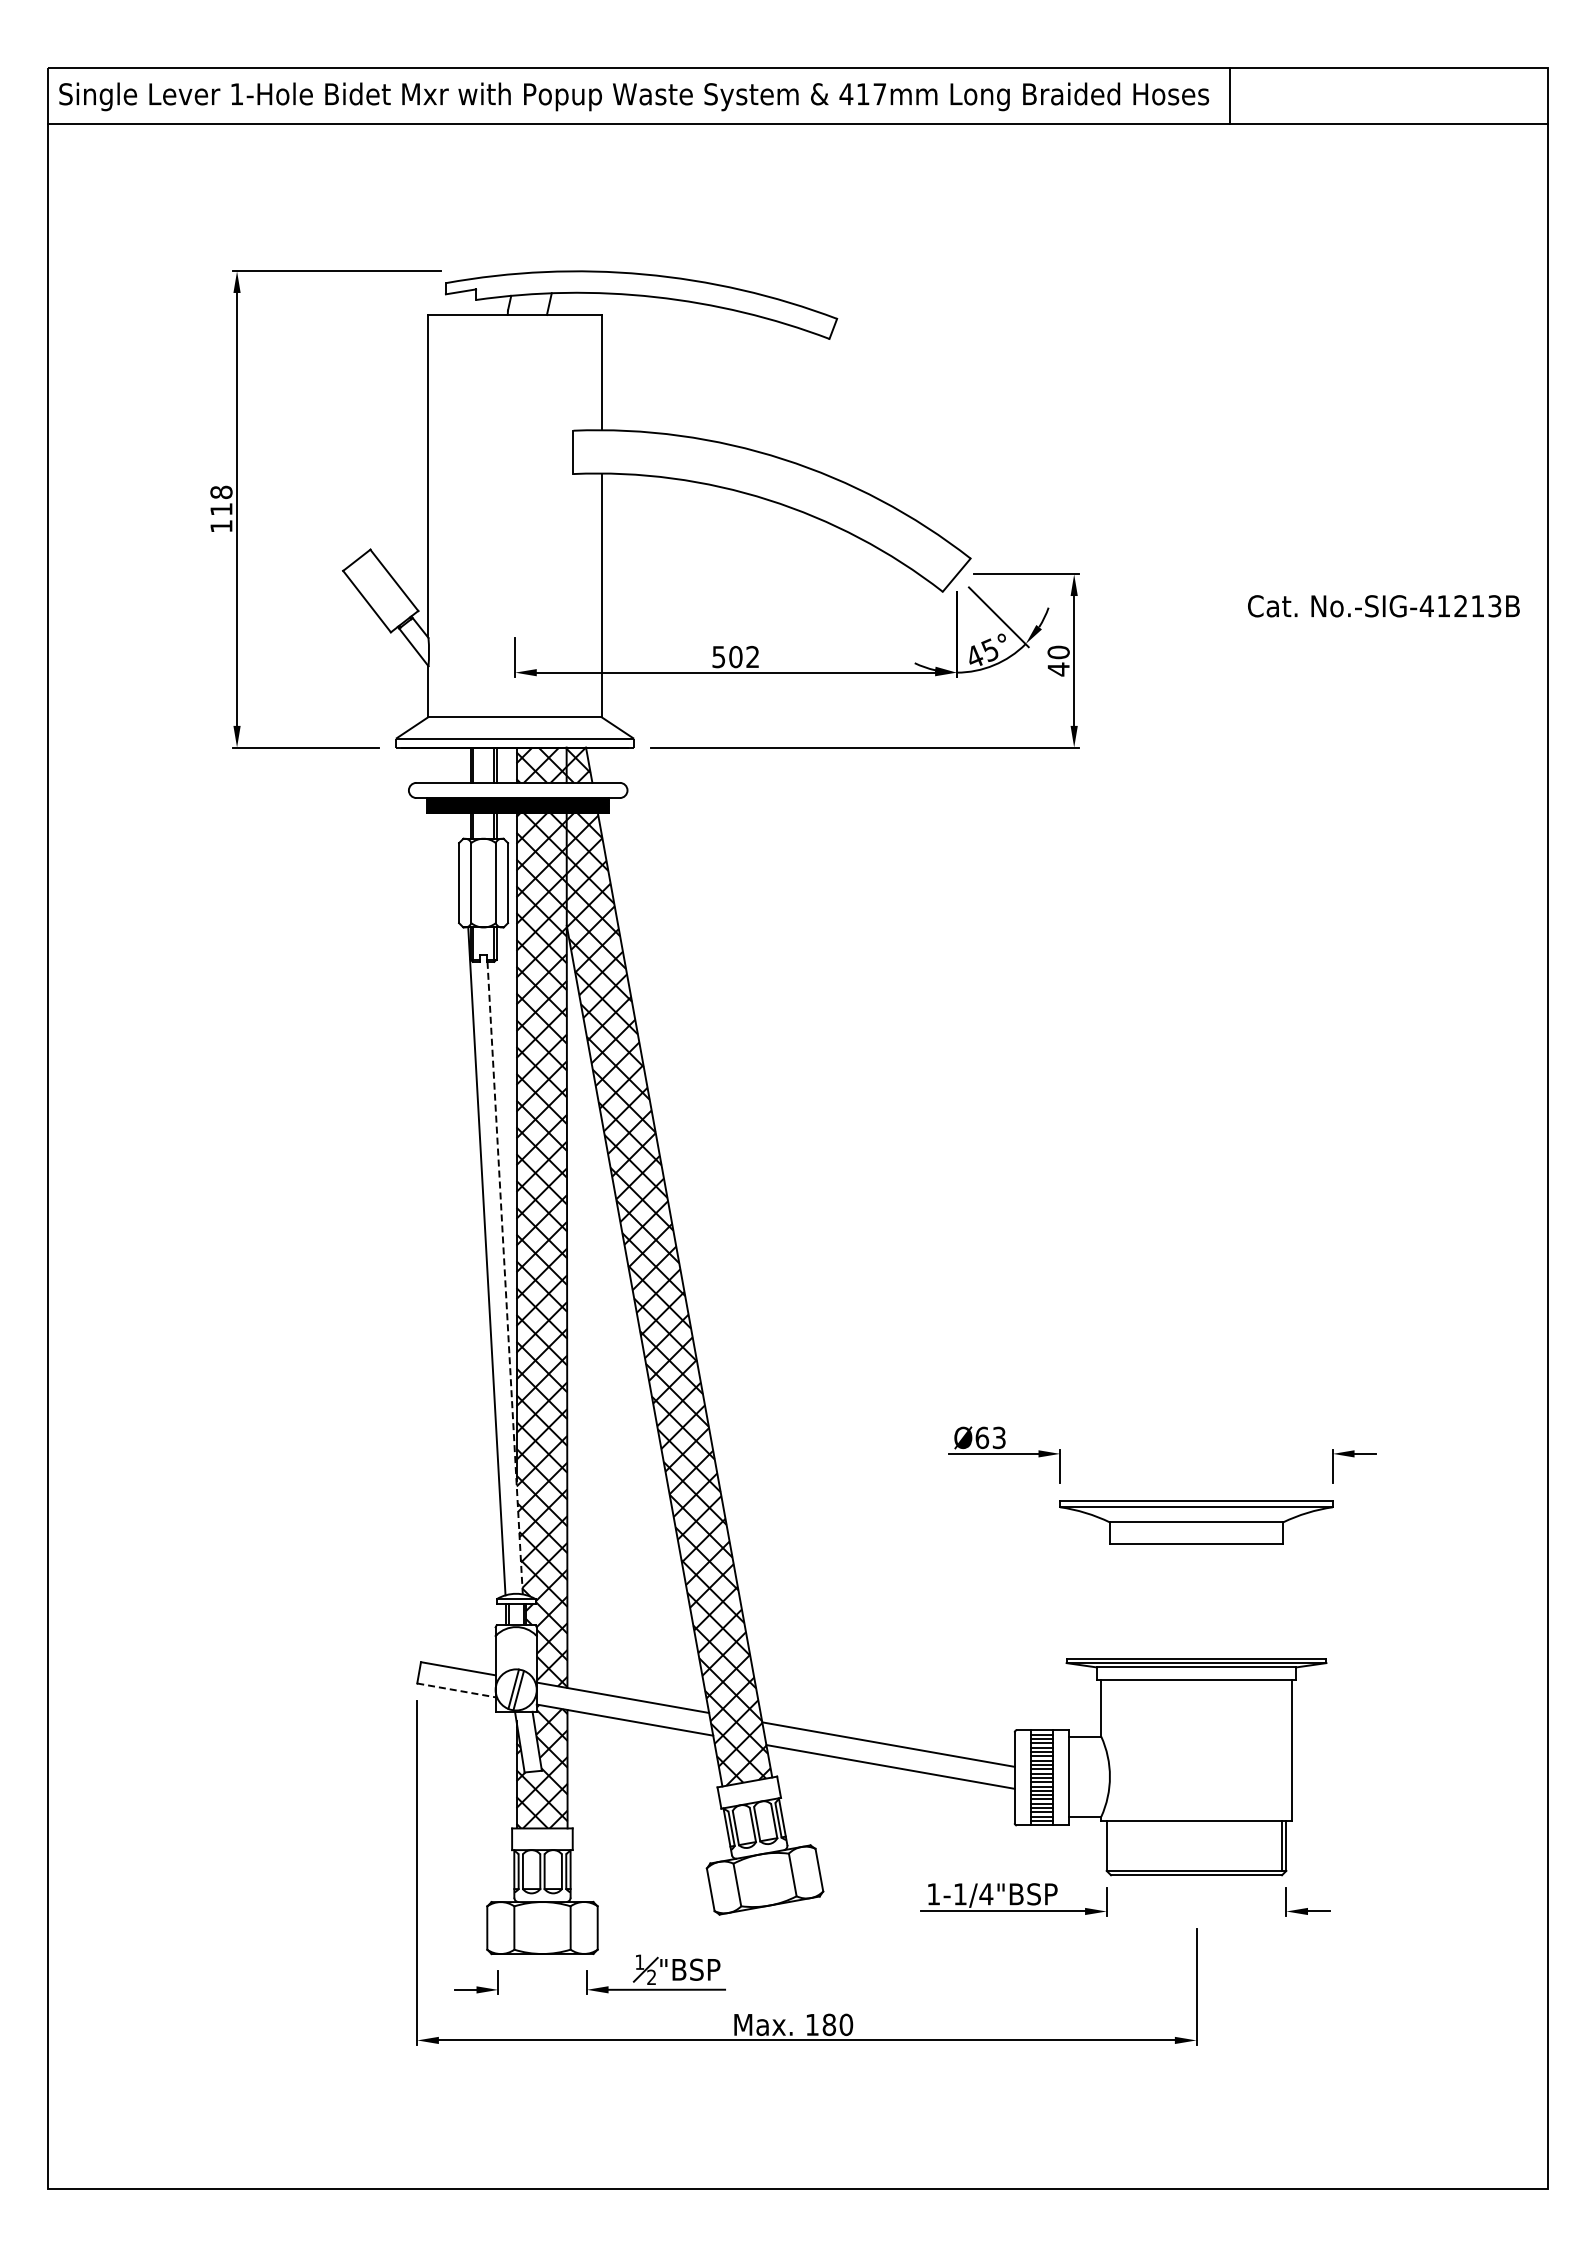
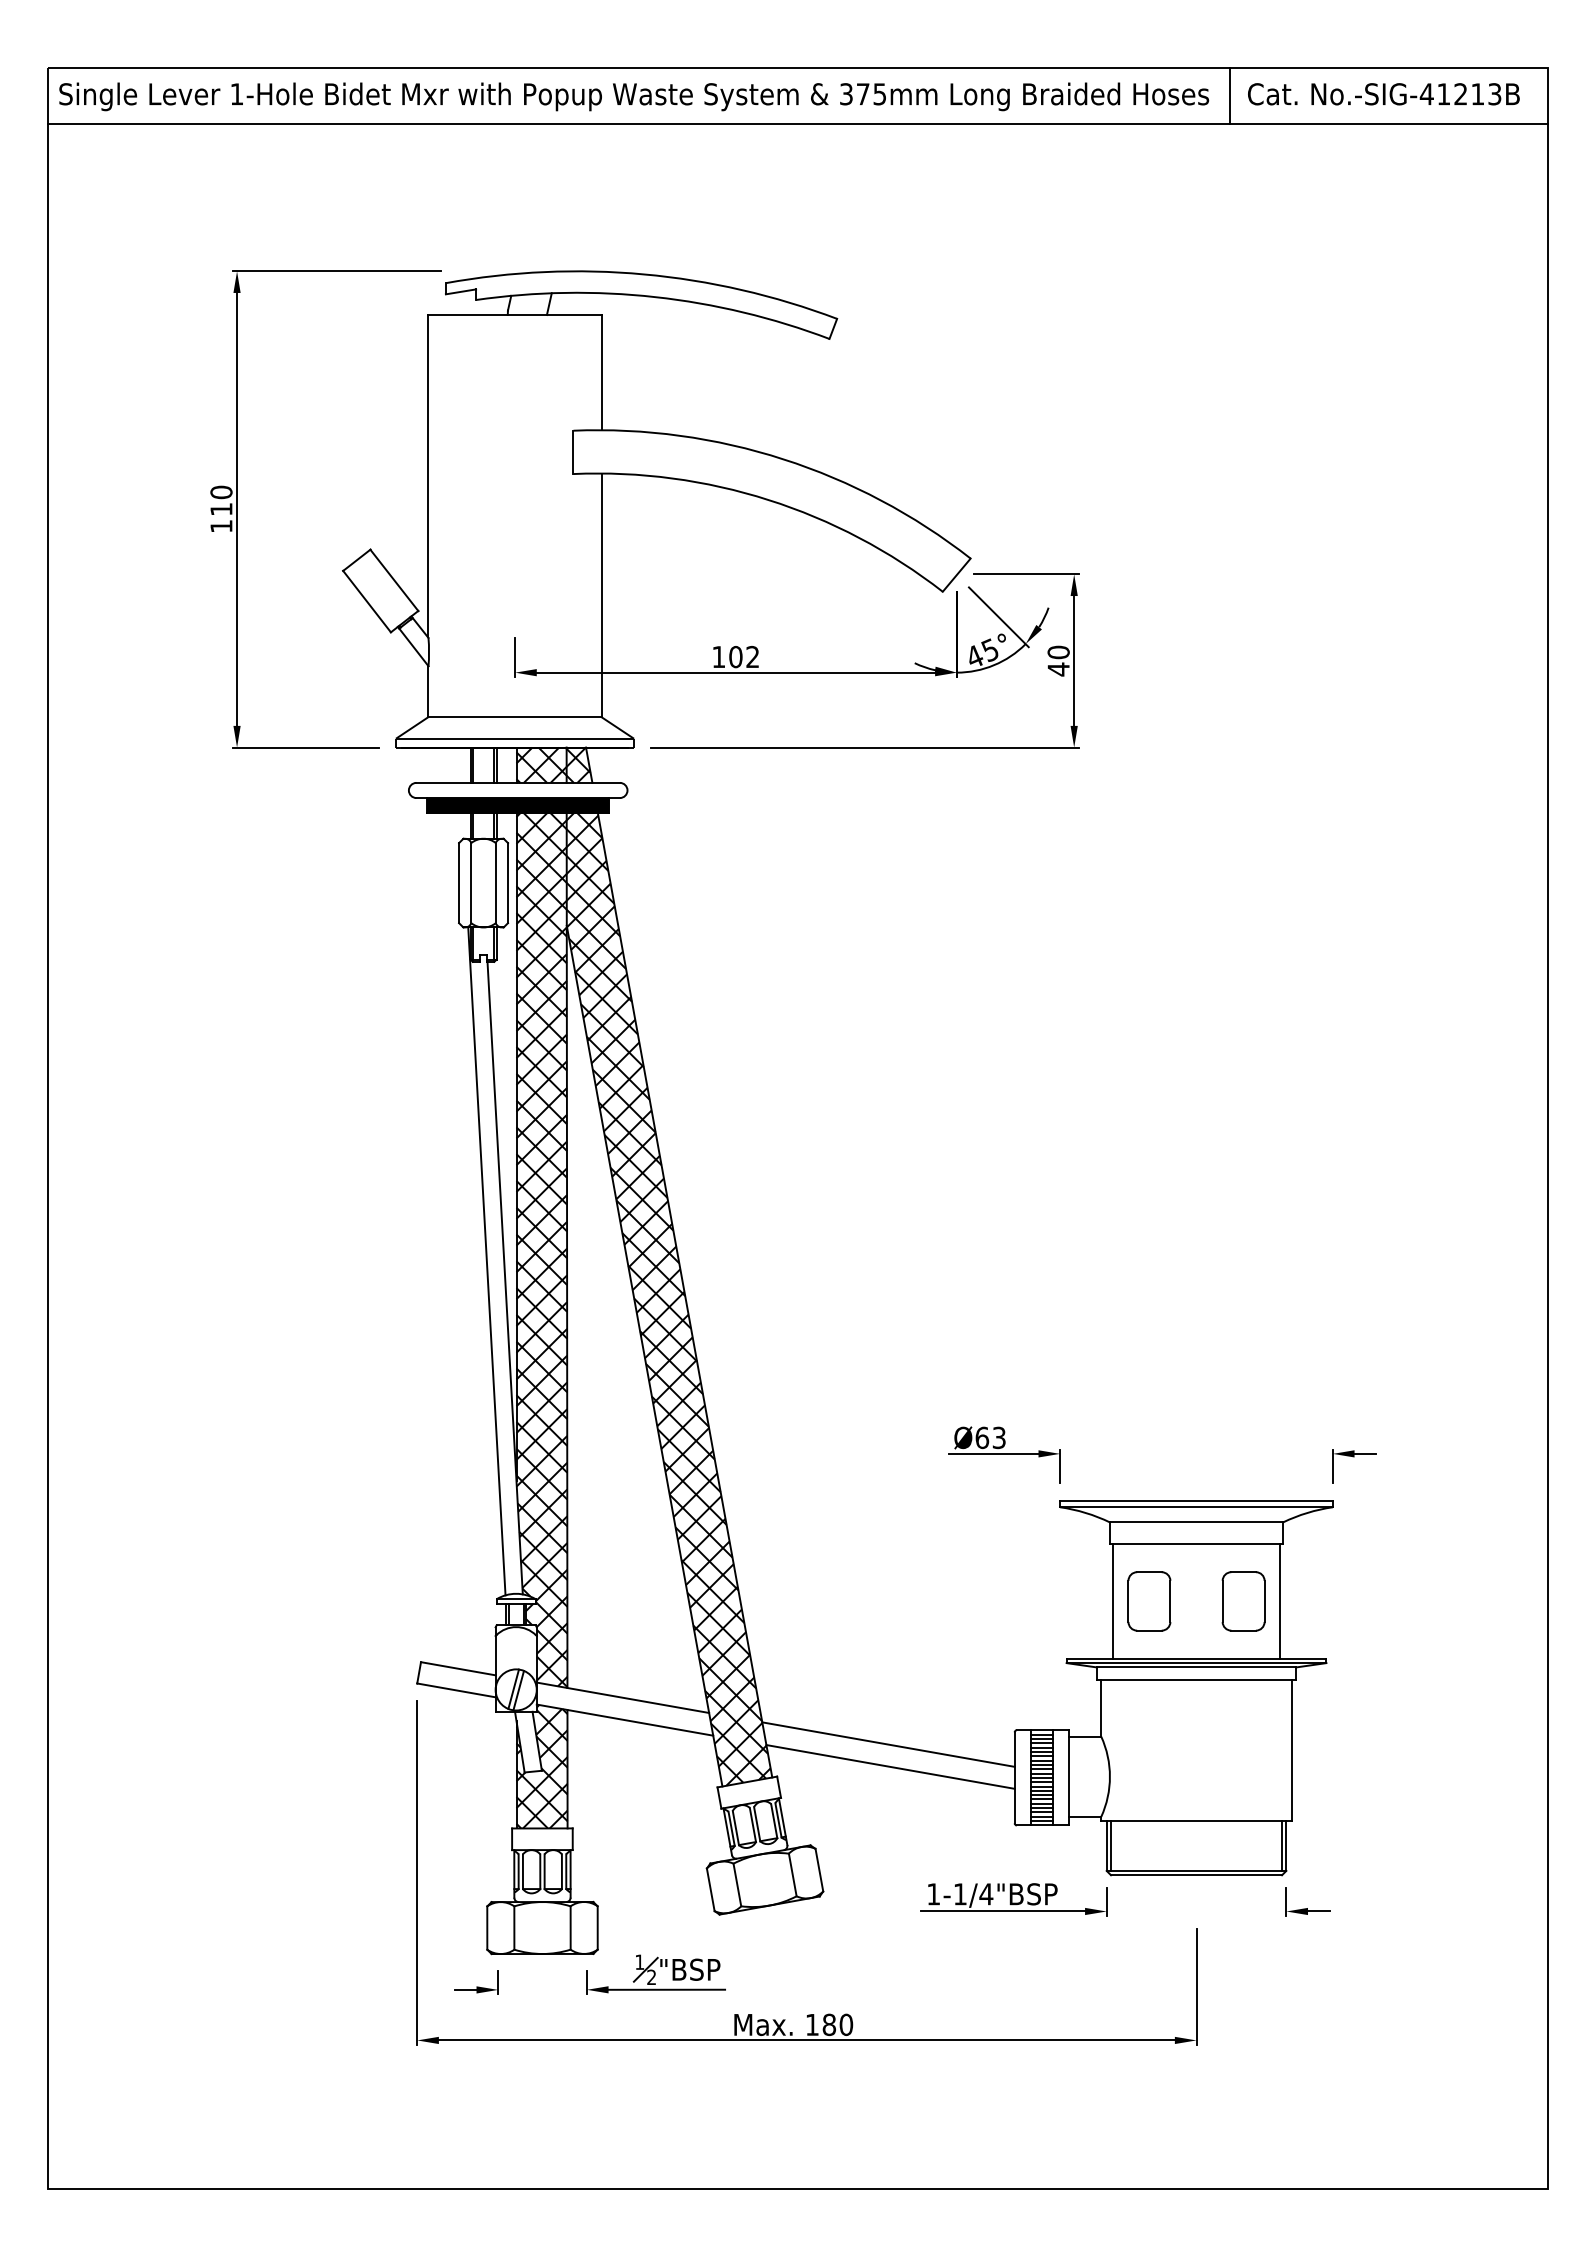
text: 417mm -> 375mm (862, 94)
text: 118 -> 110 (221, 492)
text position: (1383, 606) -> (1383, 94) (1383, 94)
text: 502 -> 102 (718, 657)
line: dashed -> solid (505, 1278)
line: none -> present (1113, 1601)
part: none -> present (1149, 1601)
part: none -> present (1243, 1601)
line: none -> present (1279, 1601)
line: dashed -> solid (456, 1690)
line: none -> present (1110, 1845)
